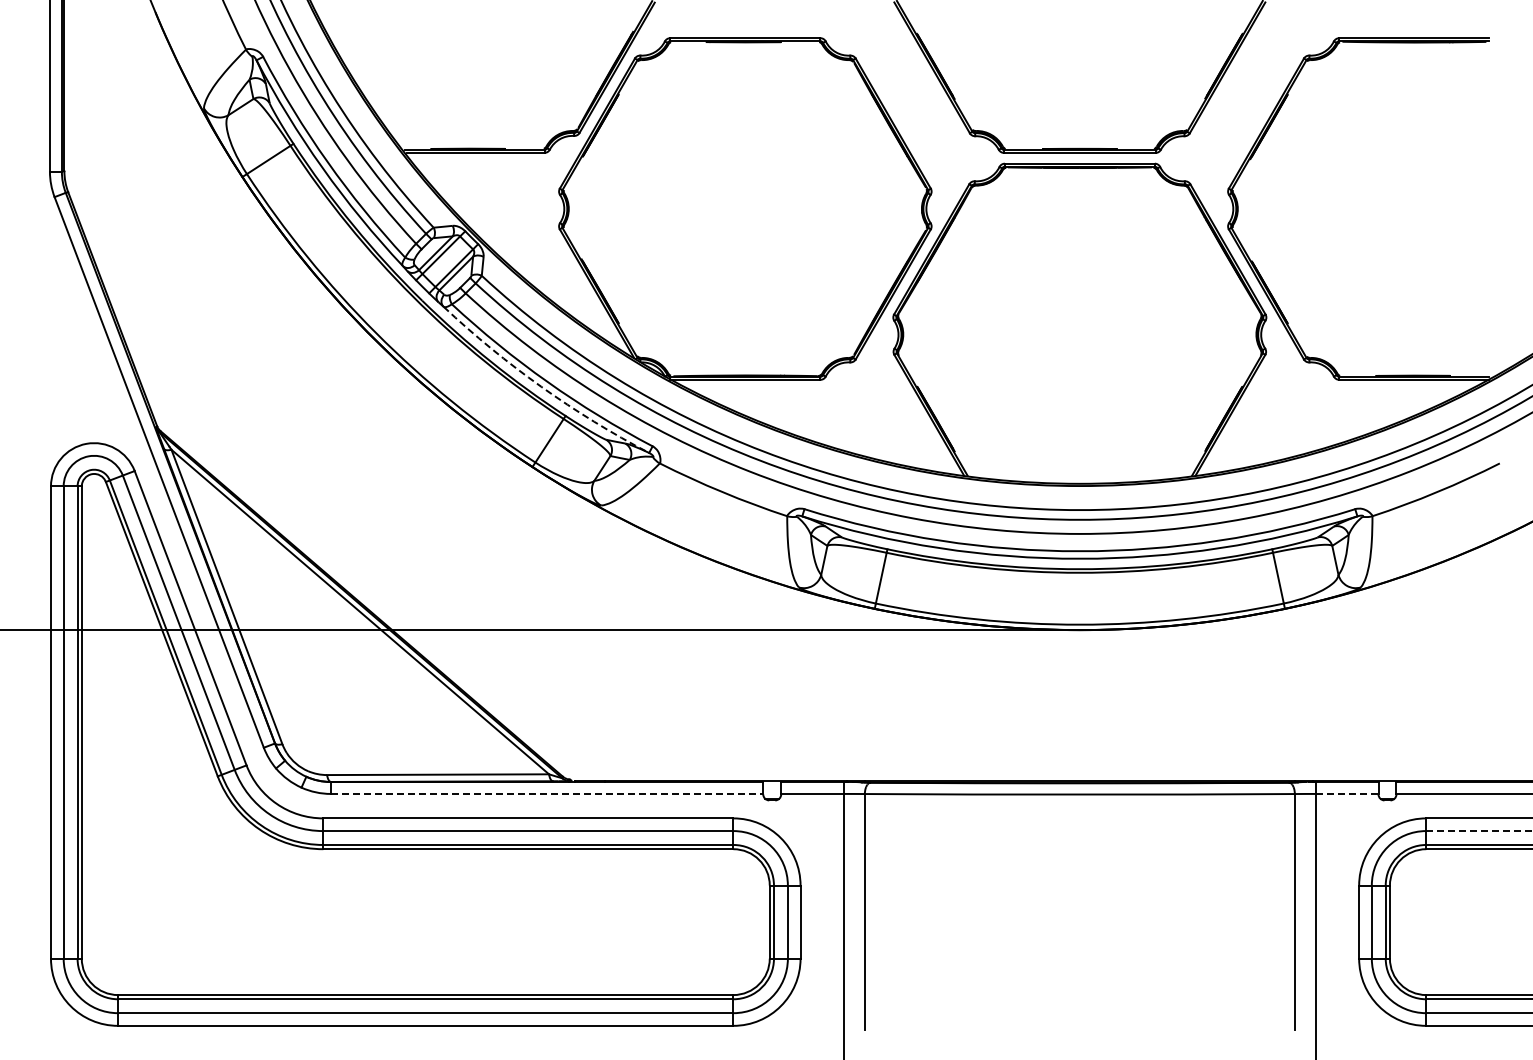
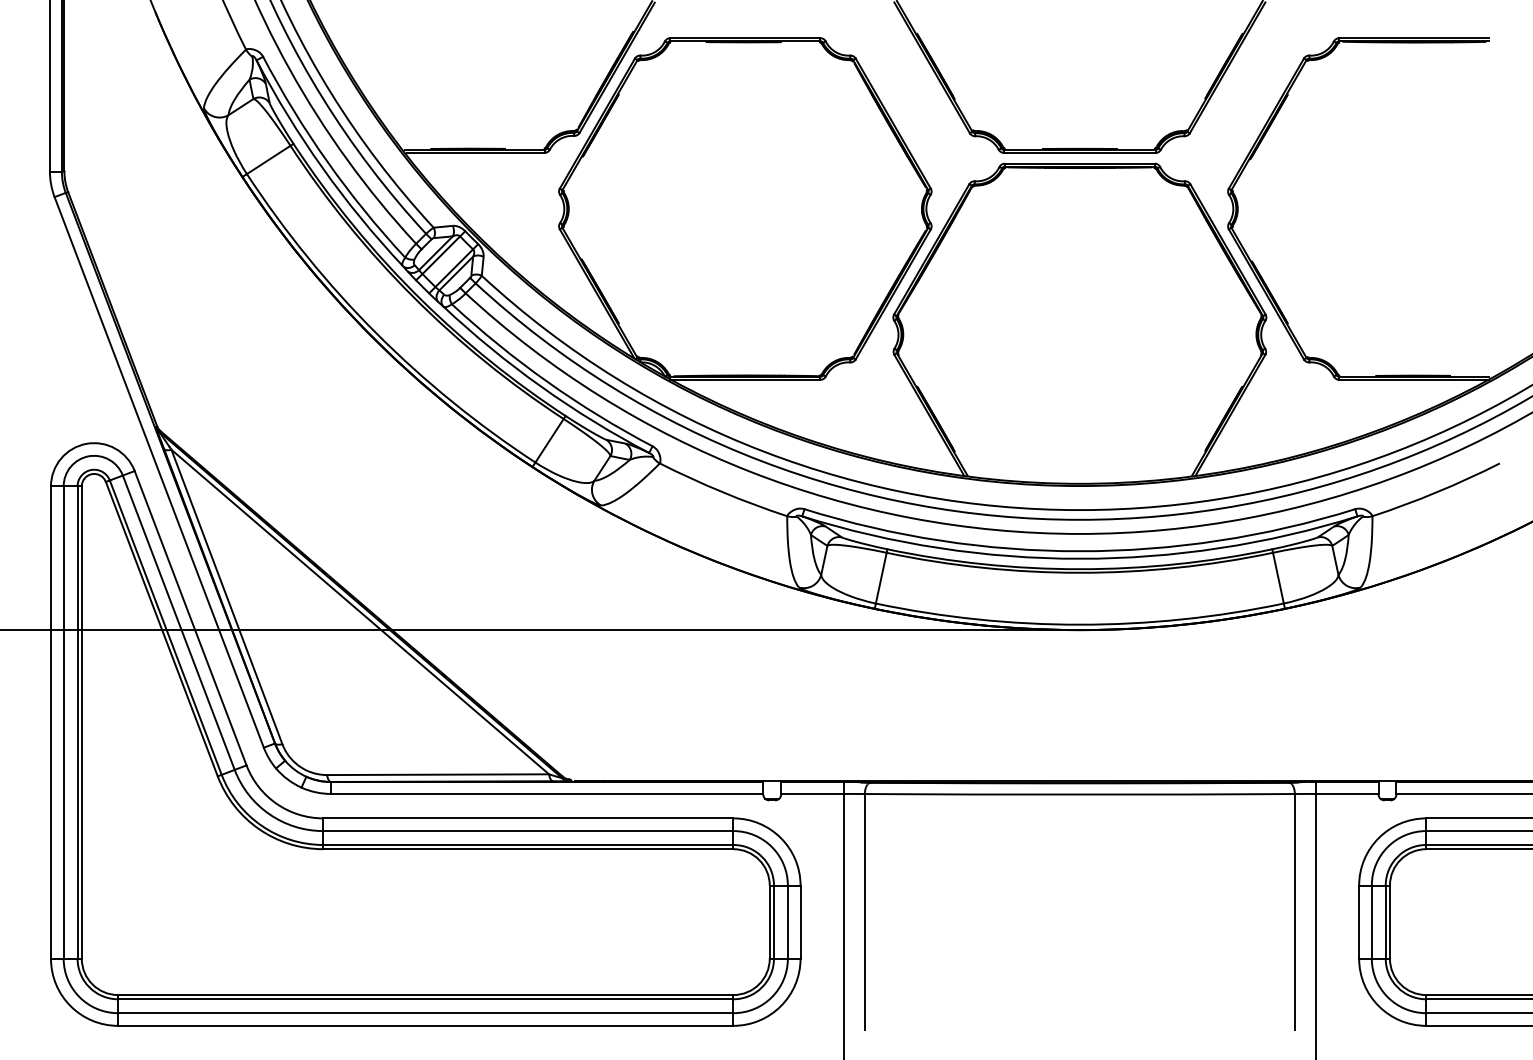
arc: dashed -> solid (541, 386)
line: dashed -> solid (547, 793)
line: dashed -> solid (1347, 793)
line: dashed -> solid (1479, 831)
